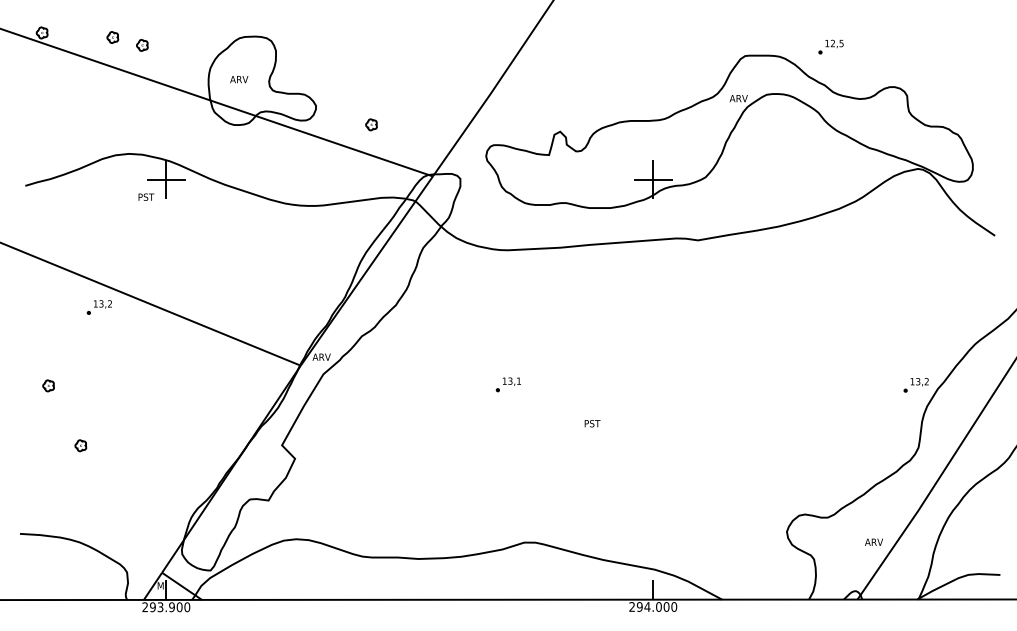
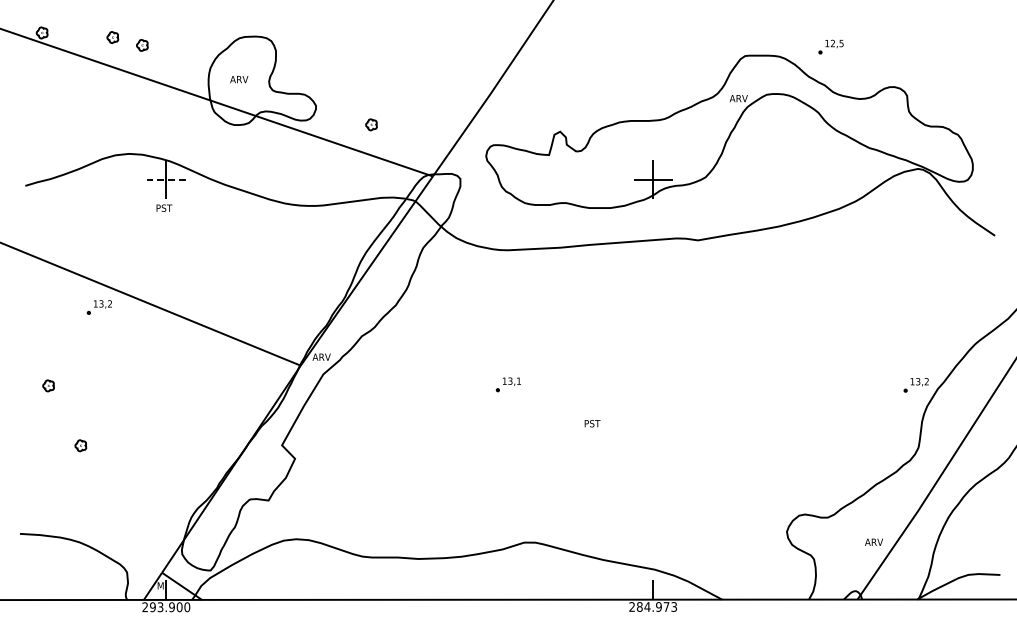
line: solid -> dashed (165, 179)
text position: (146, 196) -> (164, 207) (164, 207)
text: 294.000 -> 284.973 (656, 606)
